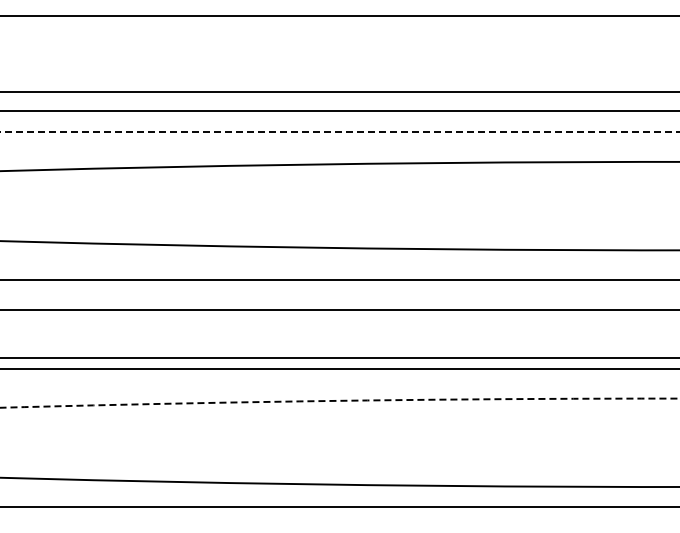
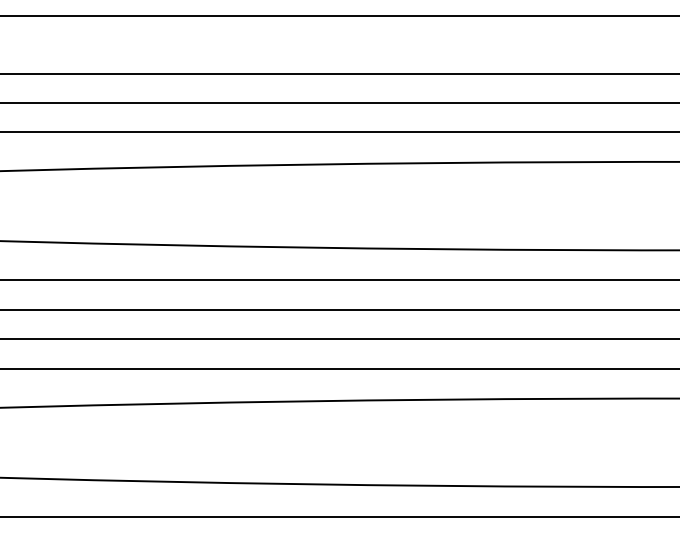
line position: (339, 91) -> (339, 73) (339, 73)
line position: (339, 110) -> (339, 102) (339, 102)
line: dashed -> solid (339, 132)
line position: (339, 358) -> (339, 339) (339, 339)
arc: dashed -> solid (338, 400)
line position: (339, 506) -> (339, 516) (339, 516)
